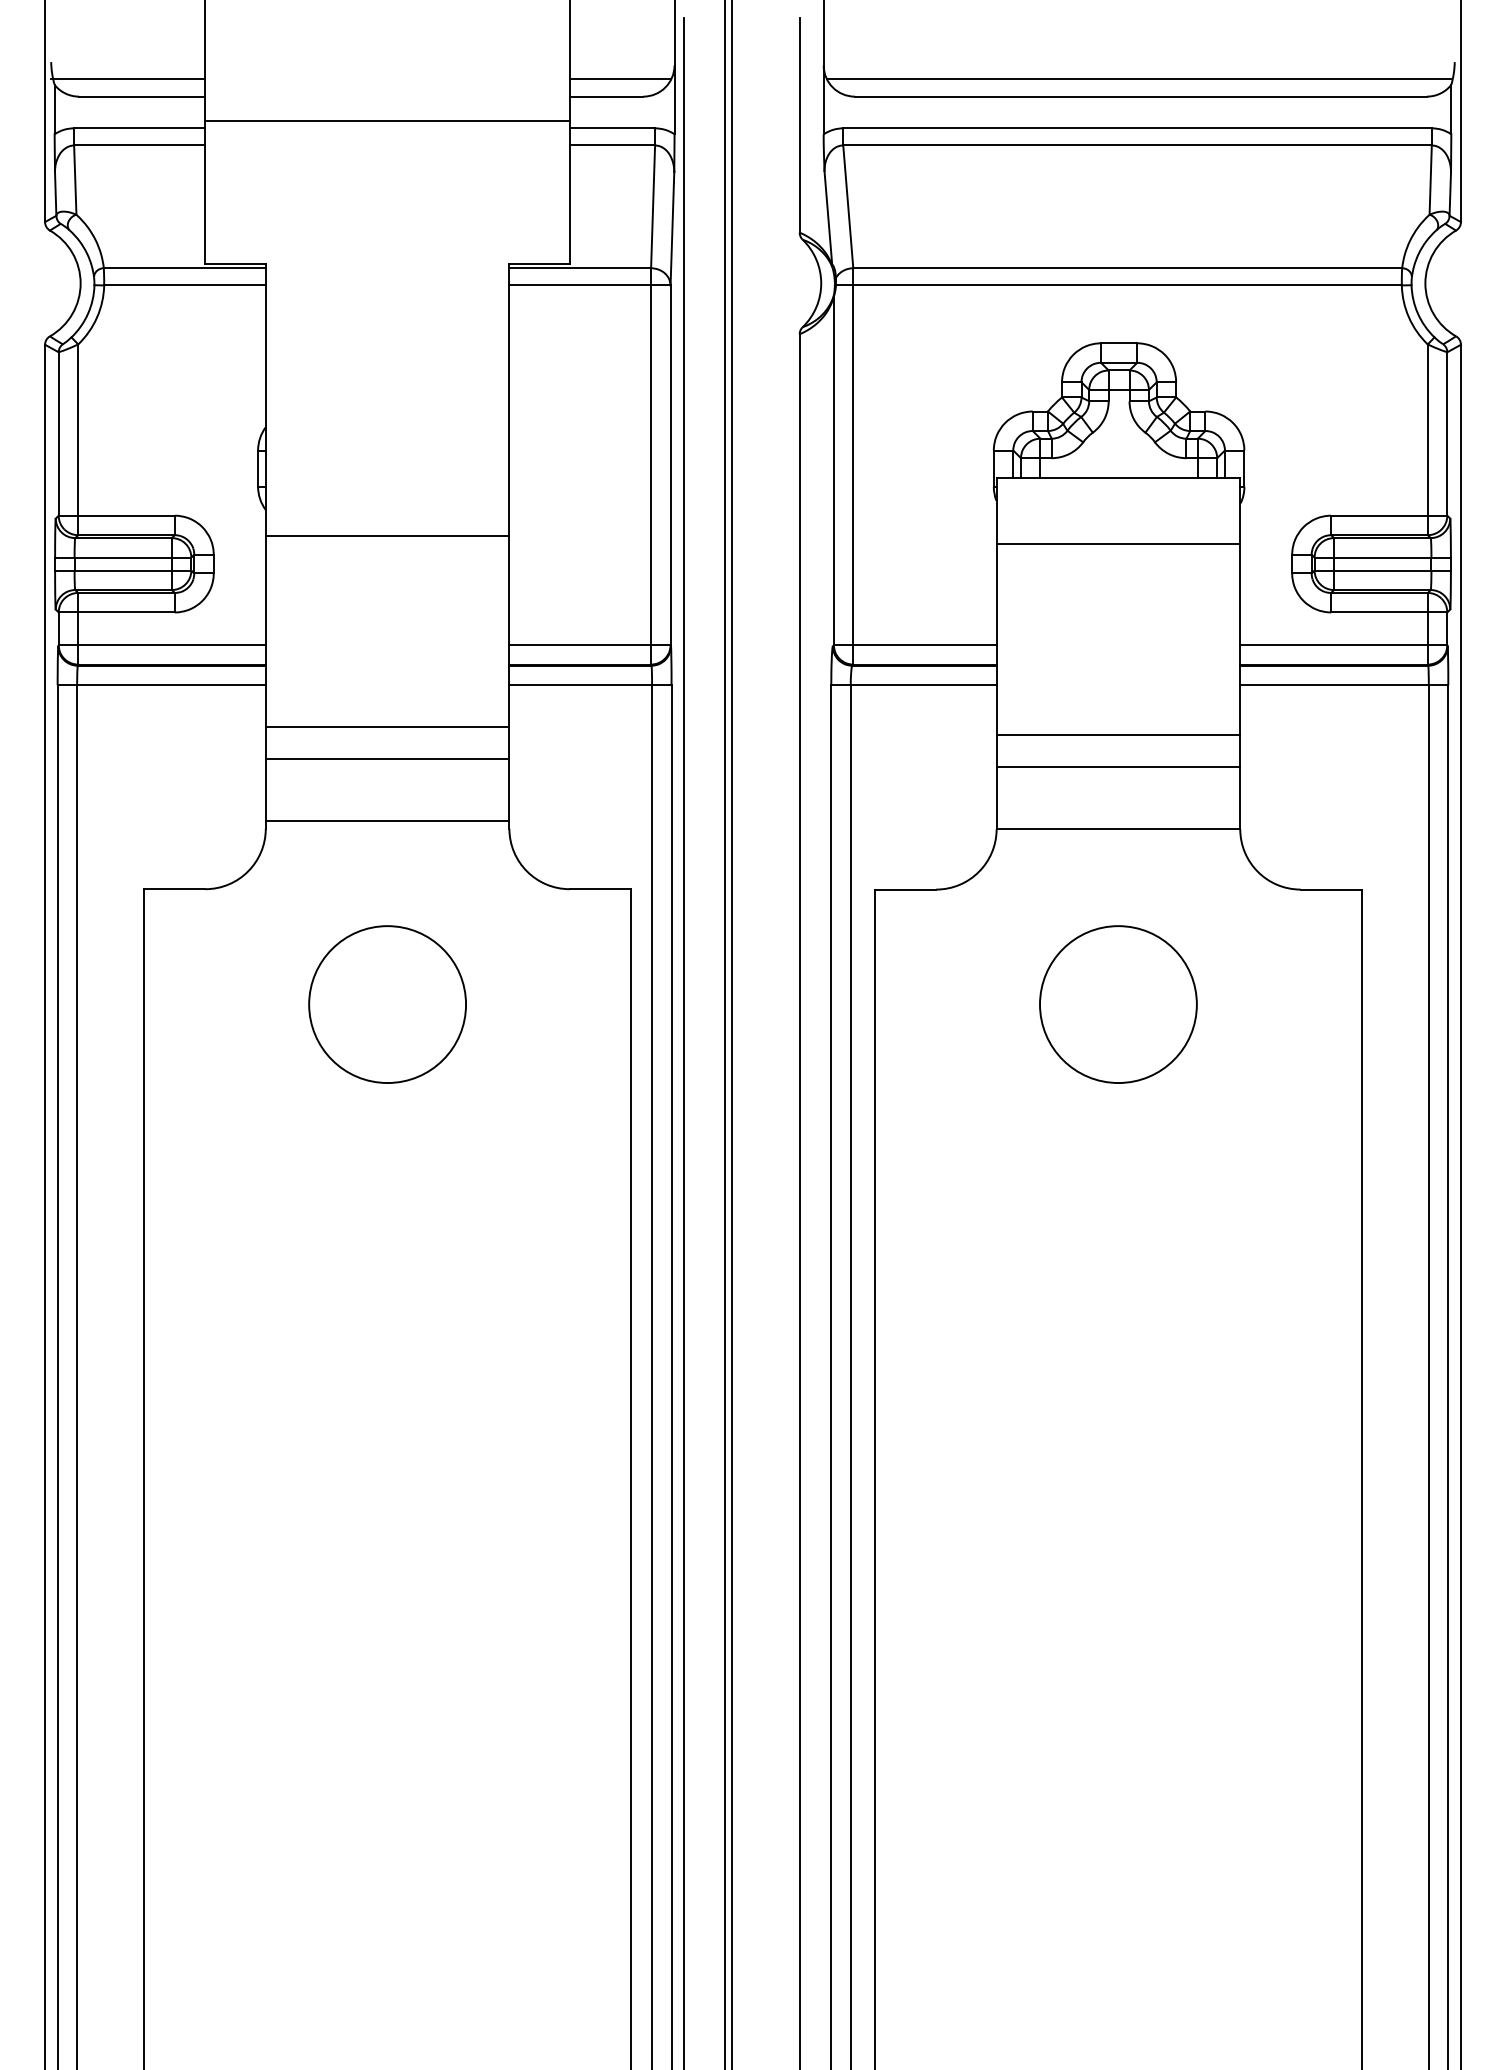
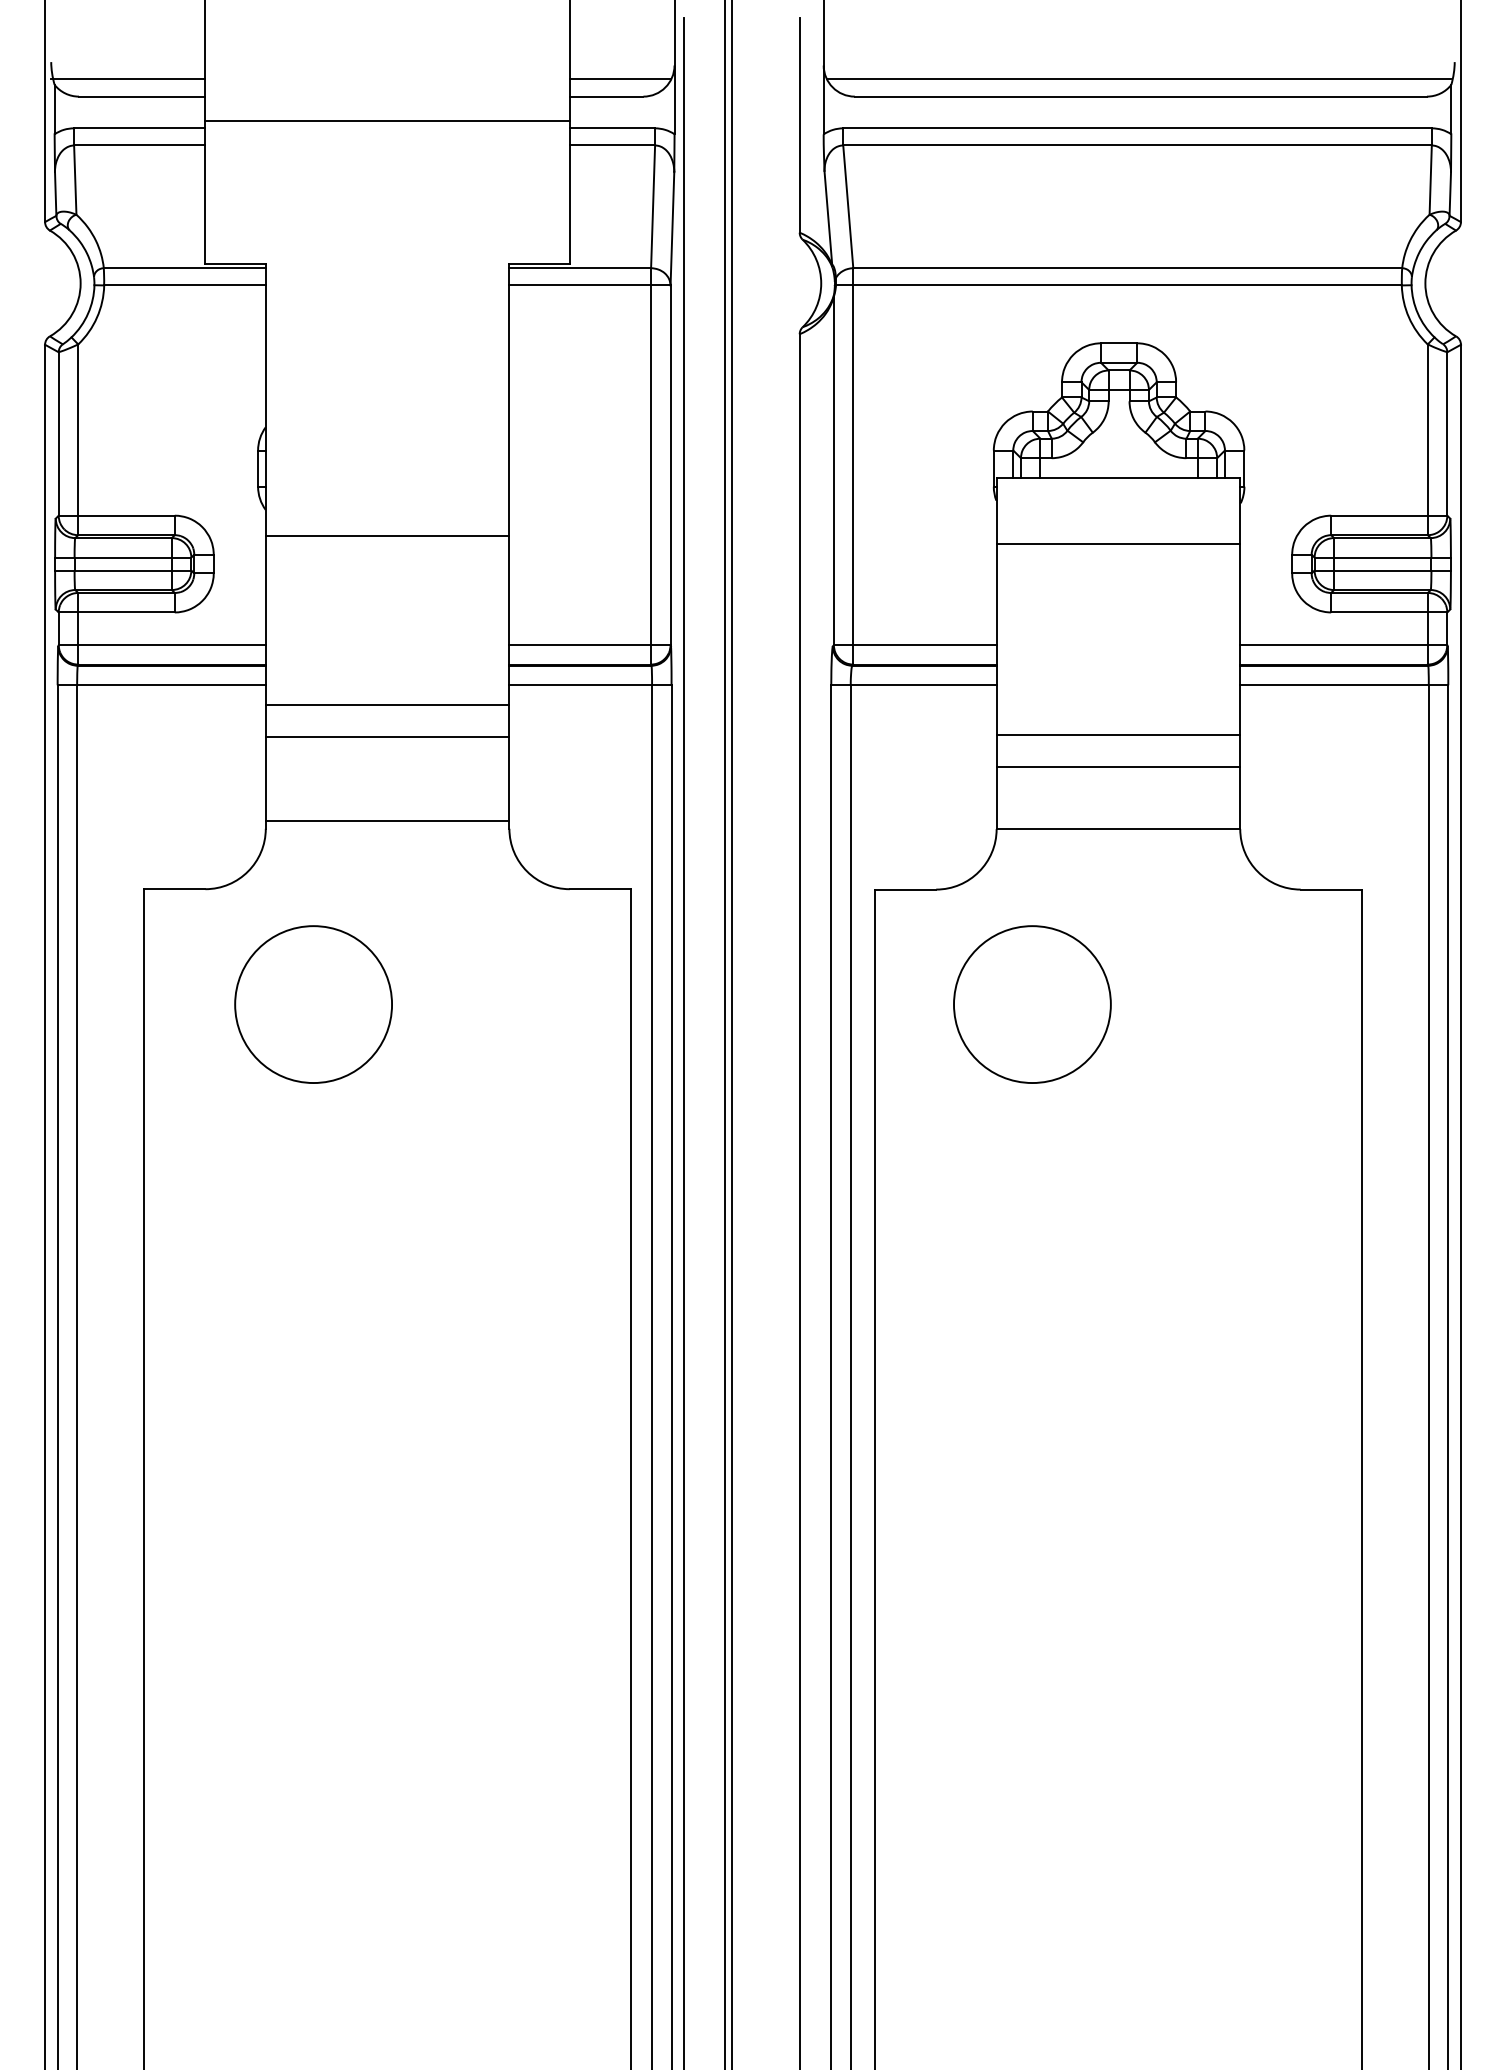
line position: (387, 727) -> (387, 705) (387, 705)
line position: (387, 759) -> (387, 737) (387, 737)
circle position: (387, 1004) -> (313, 1004) (313, 1004)
circle position: (1118, 1004) -> (1032, 1004) (1032, 1004)
